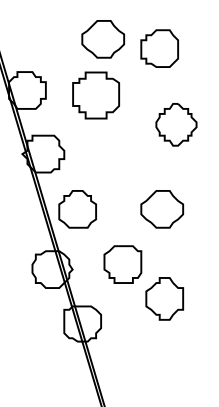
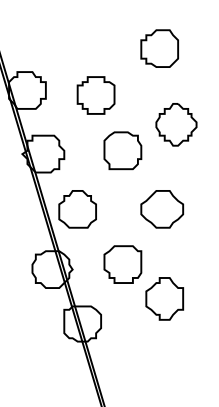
part: present -> none (103, 39)
part size: 48x49 px -> 40x39 px (95, 95)
part: none -> present (122, 150)
